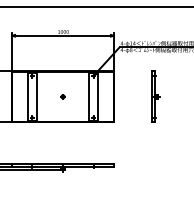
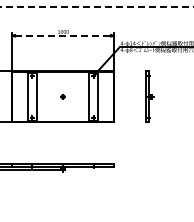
line: solid -> dashed (96, 6)
line: solid -> dashed (63, 35)
part position: (155, 96) -> (149, 96) (149, 96)
